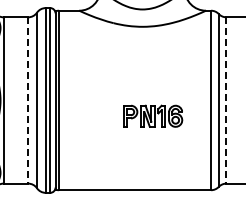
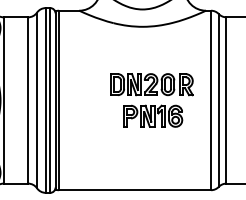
part: none -> present (151, 84)
line: dashed -> solid (28, 100)
line: dashed -> solid (226, 100)
